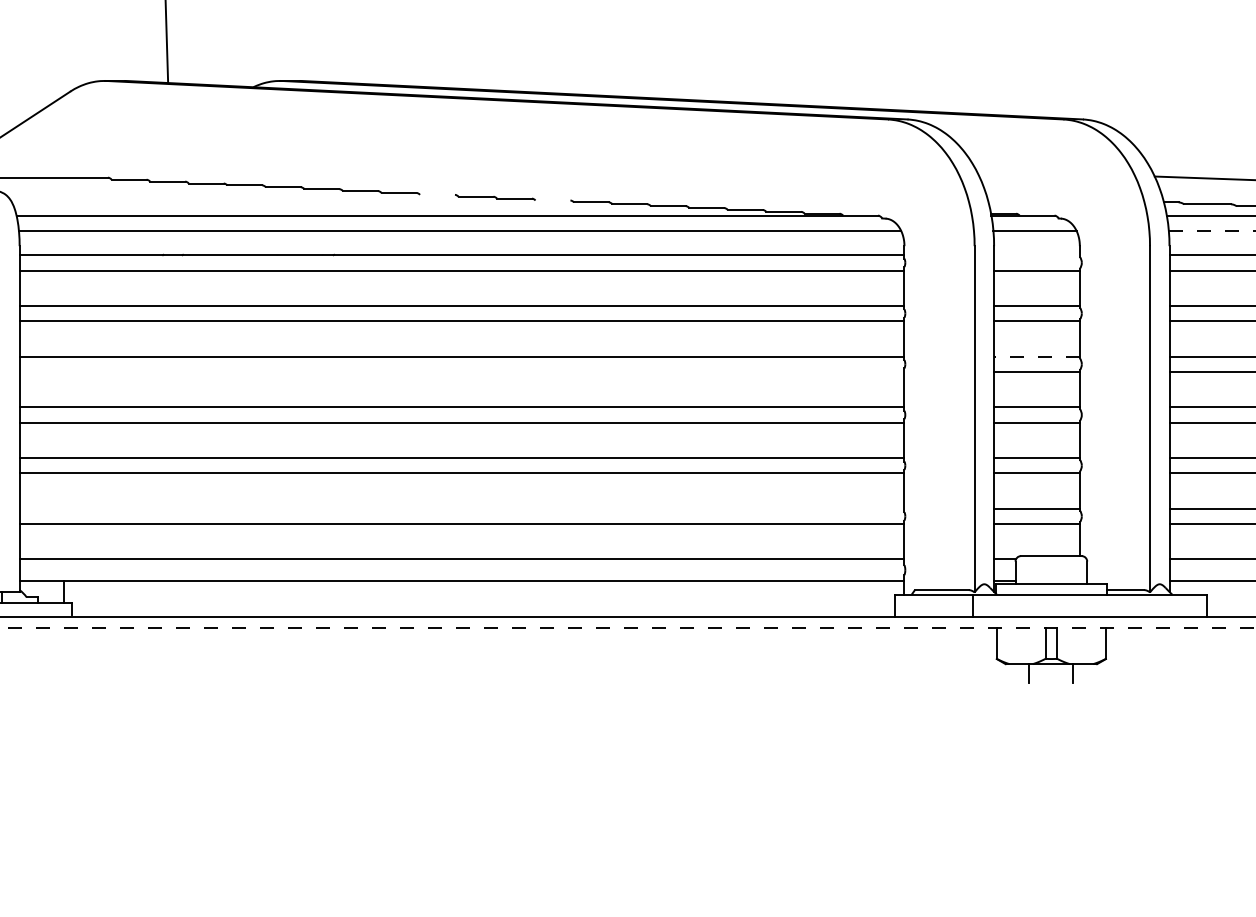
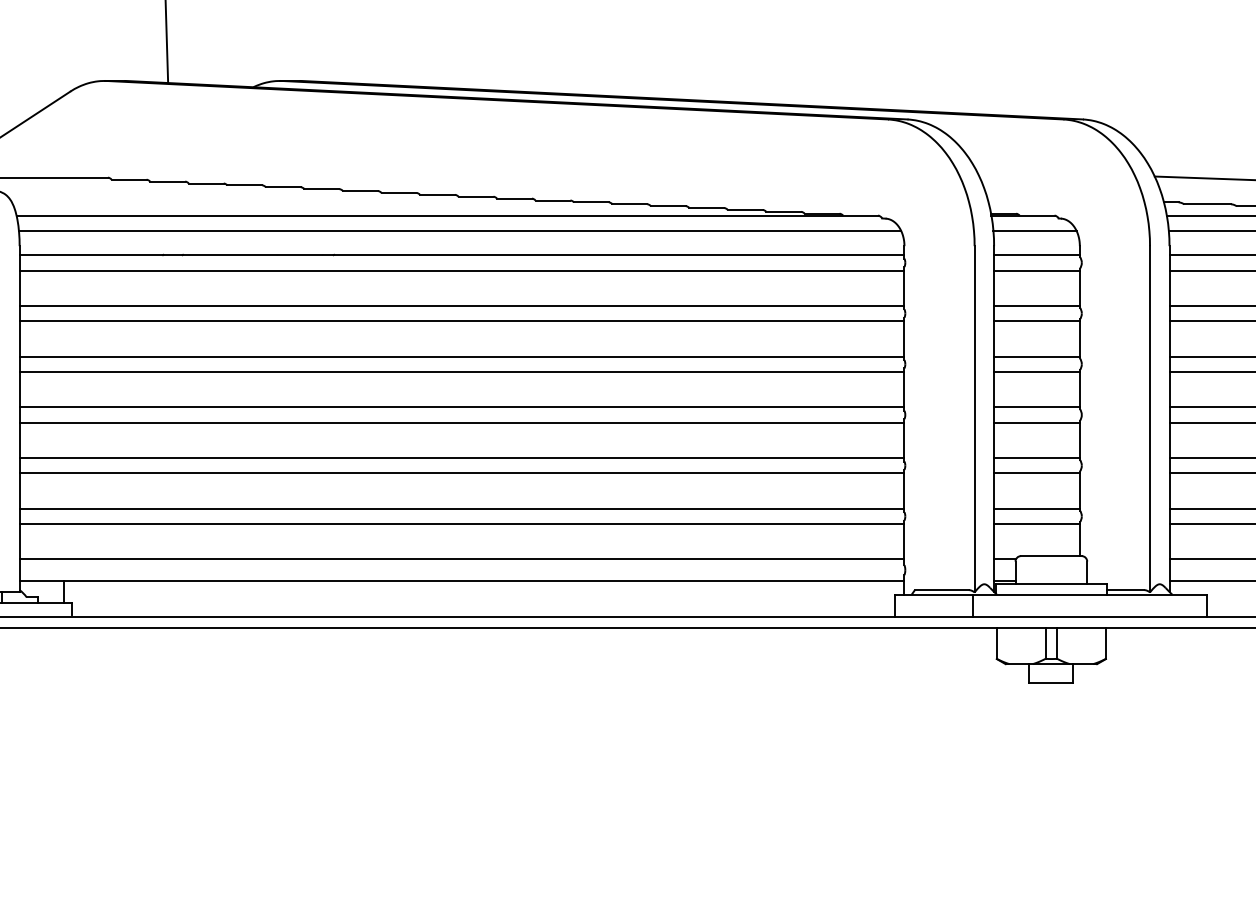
line: none -> present (437, 194)
line: none -> present (552, 200)
line: dashed -> solid (1212, 231)
line: none -> present (1036, 255)
line: dashed -> solid (1036, 356)
line: none -> present (461, 371)
line: none -> present (461, 508)
line: dashed -> solid (627, 627)
line: none -> present (1051, 682)
